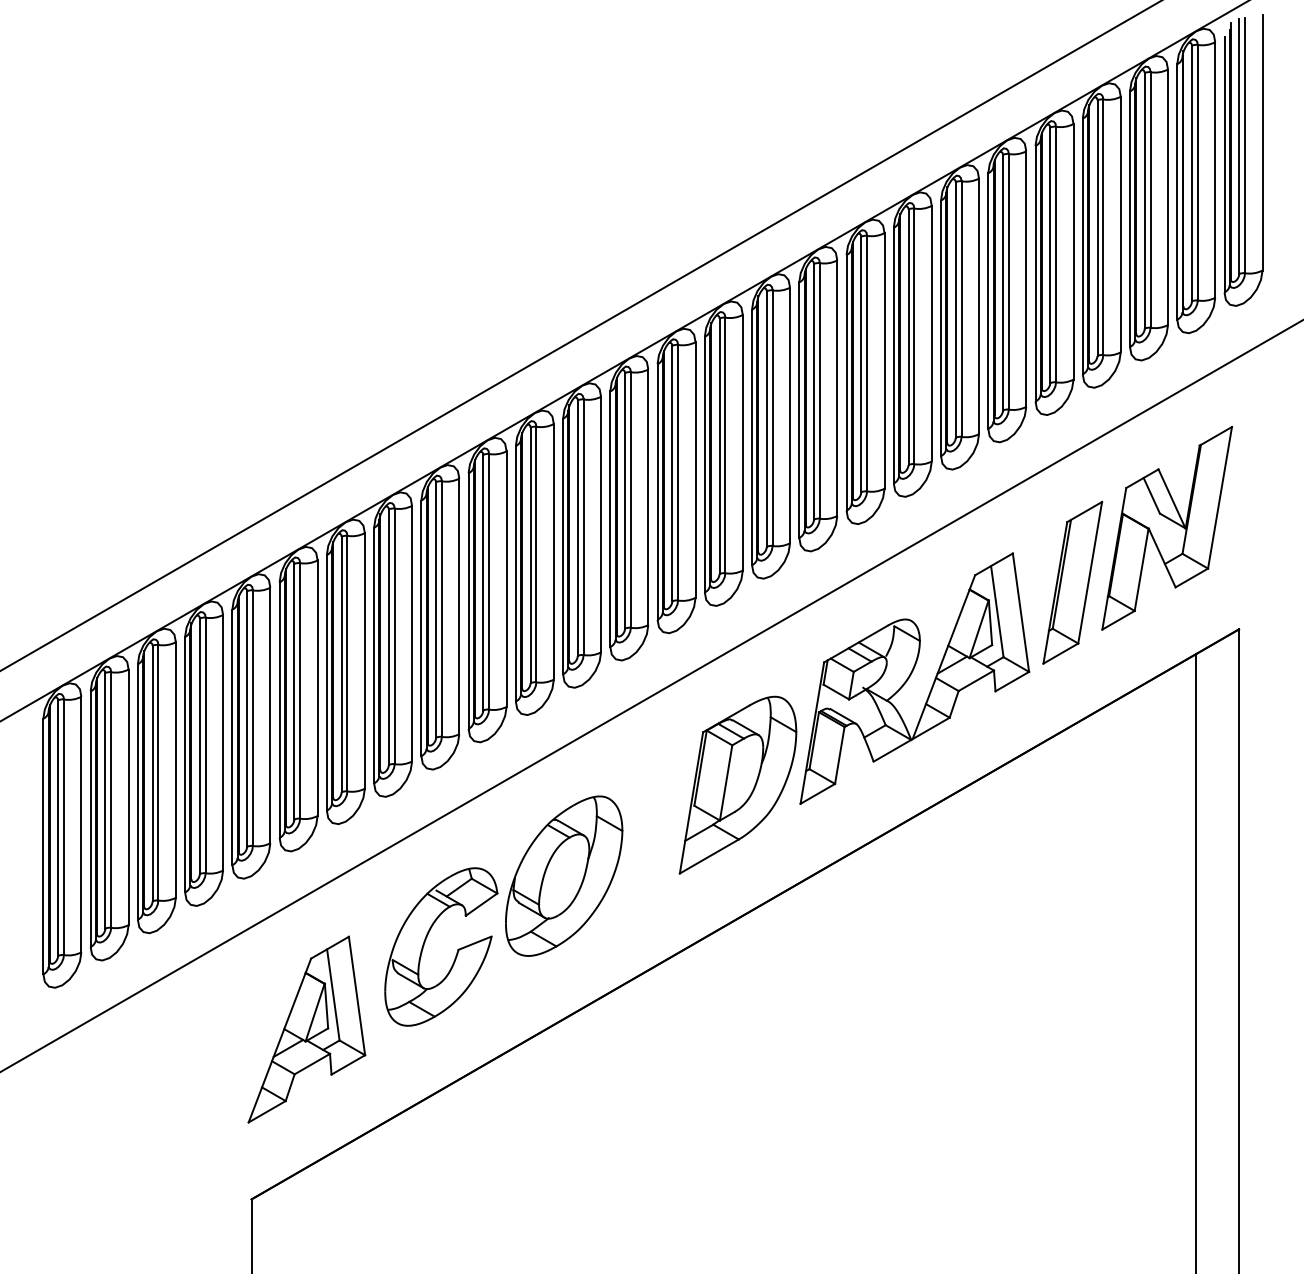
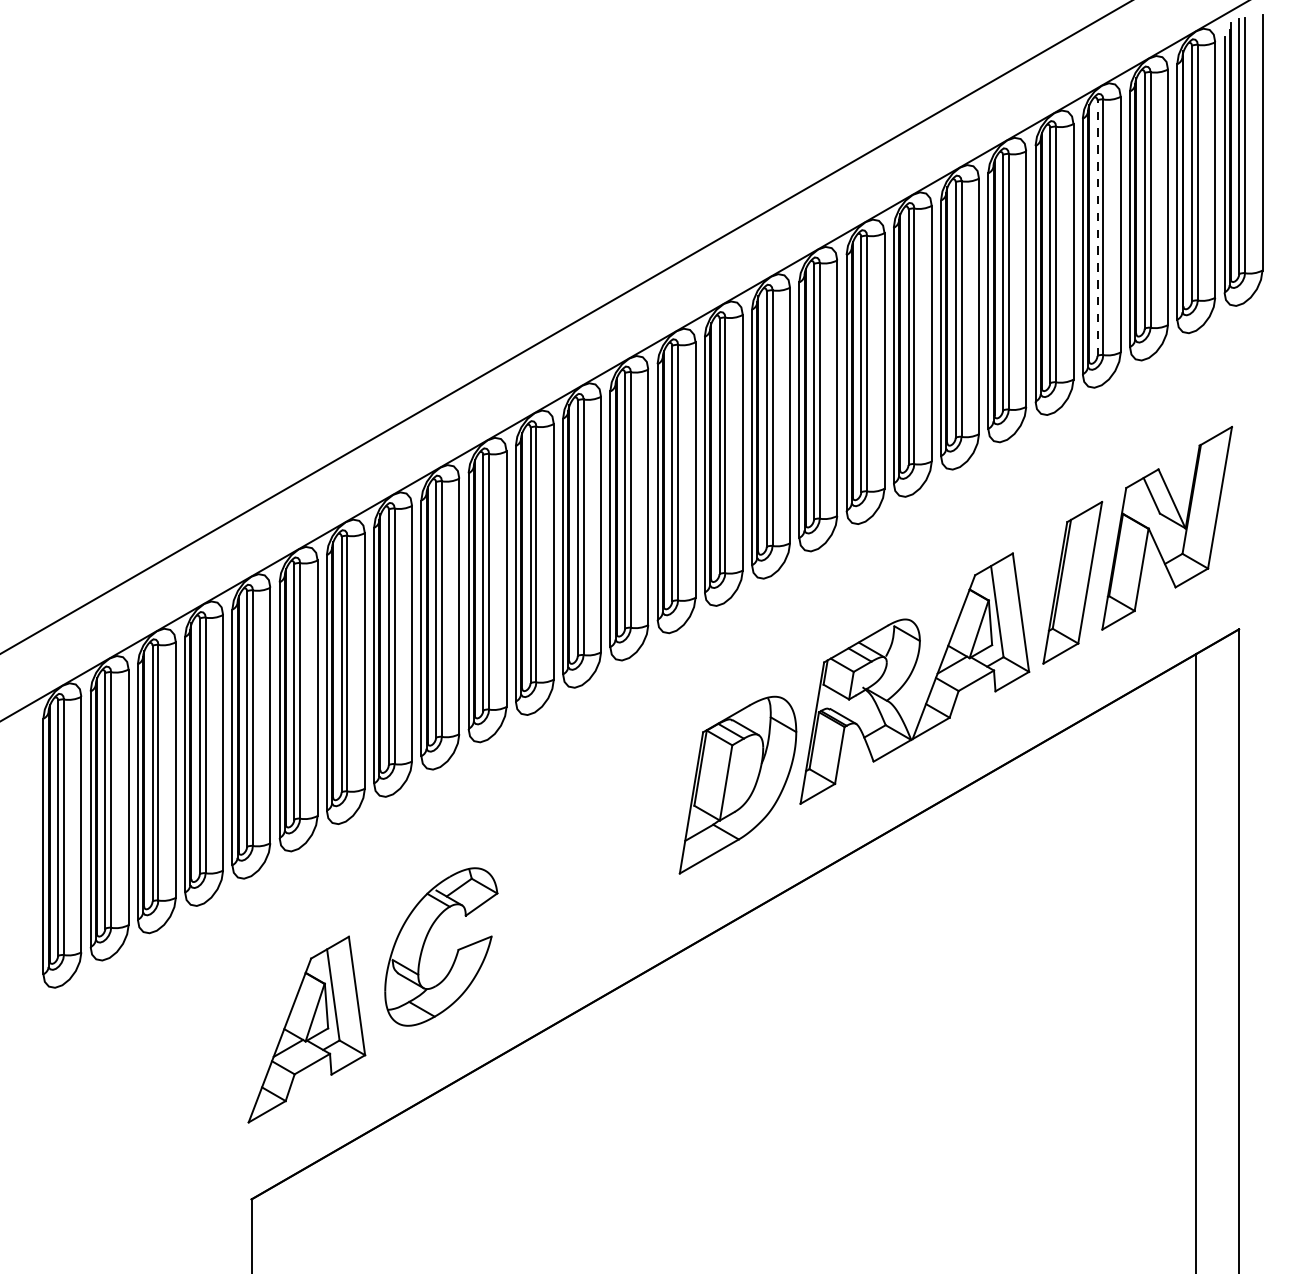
line: solid -> dashed (1097, 228)
line position: (580, 335) -> (565, 327) (565, 327)
line: present -> none (651, 696)
part: present -> none (564, 875)
